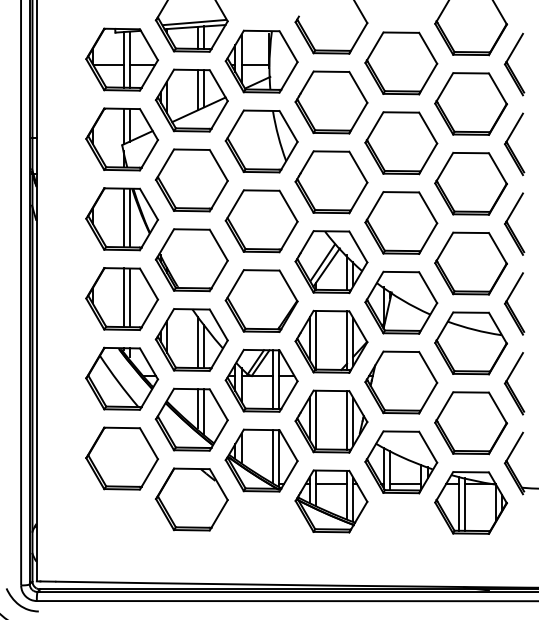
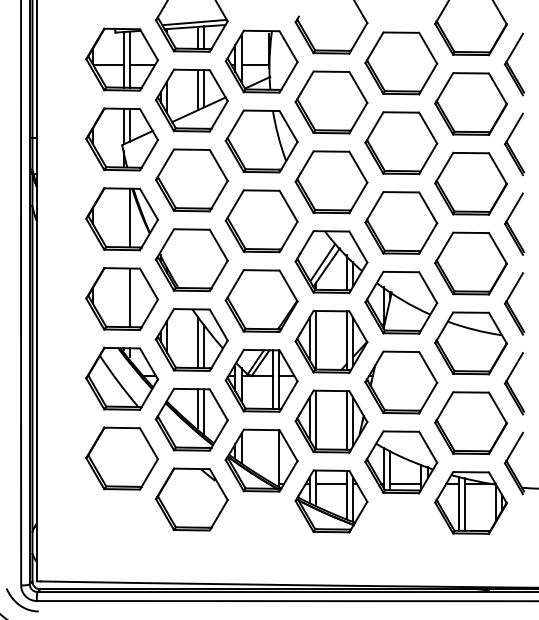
line: present -> none (123, 217)
line: present -> none (123, 297)
line: present -> none (272, 455)
